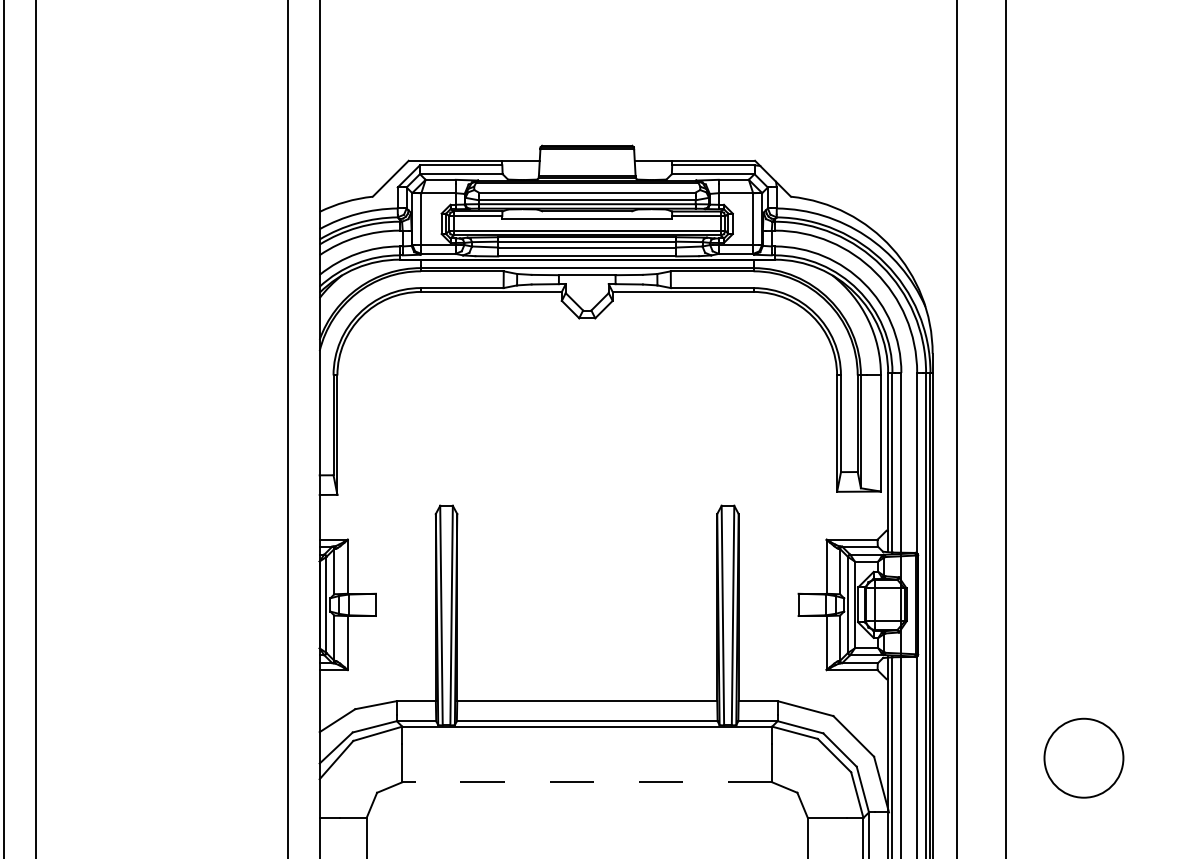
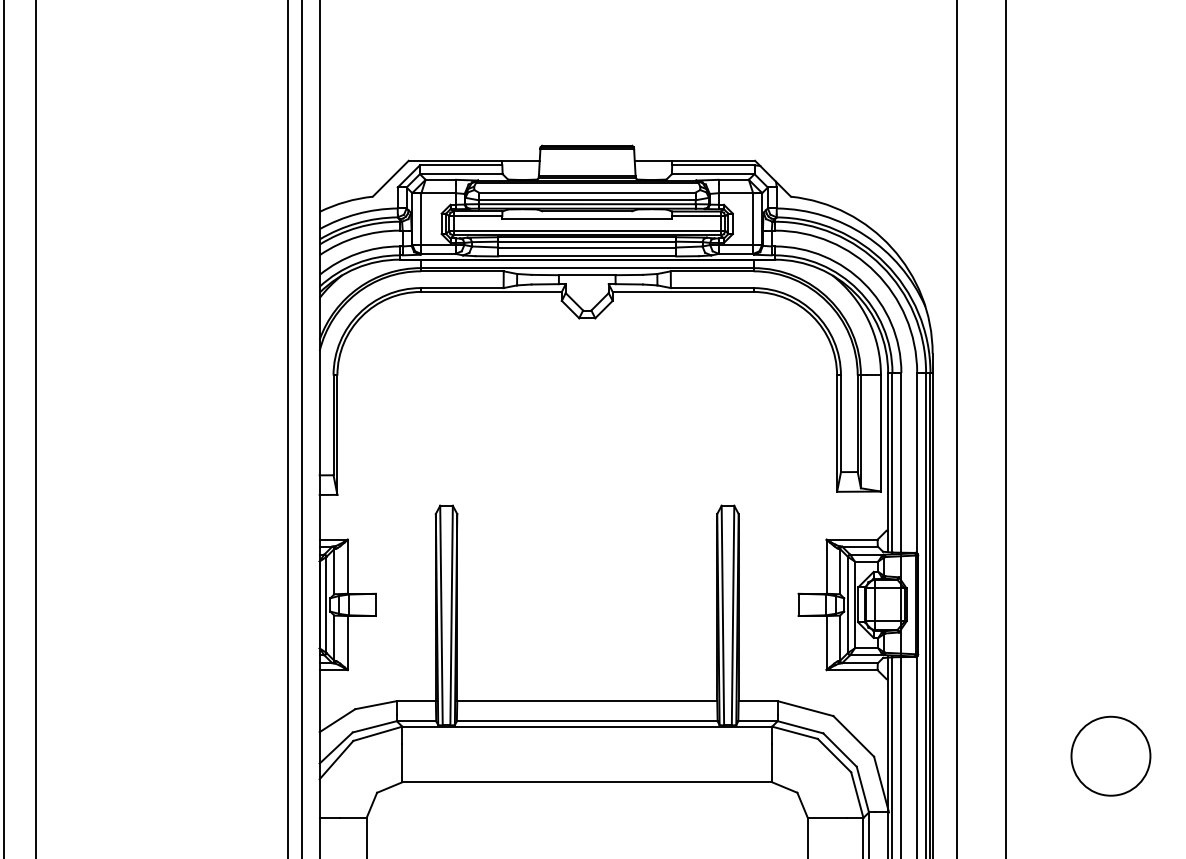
line: none -> present (302, 428)
circle position: (1083, 757) -> (1110, 755) (1110, 755)
line: dashed -> solid (587, 782)
